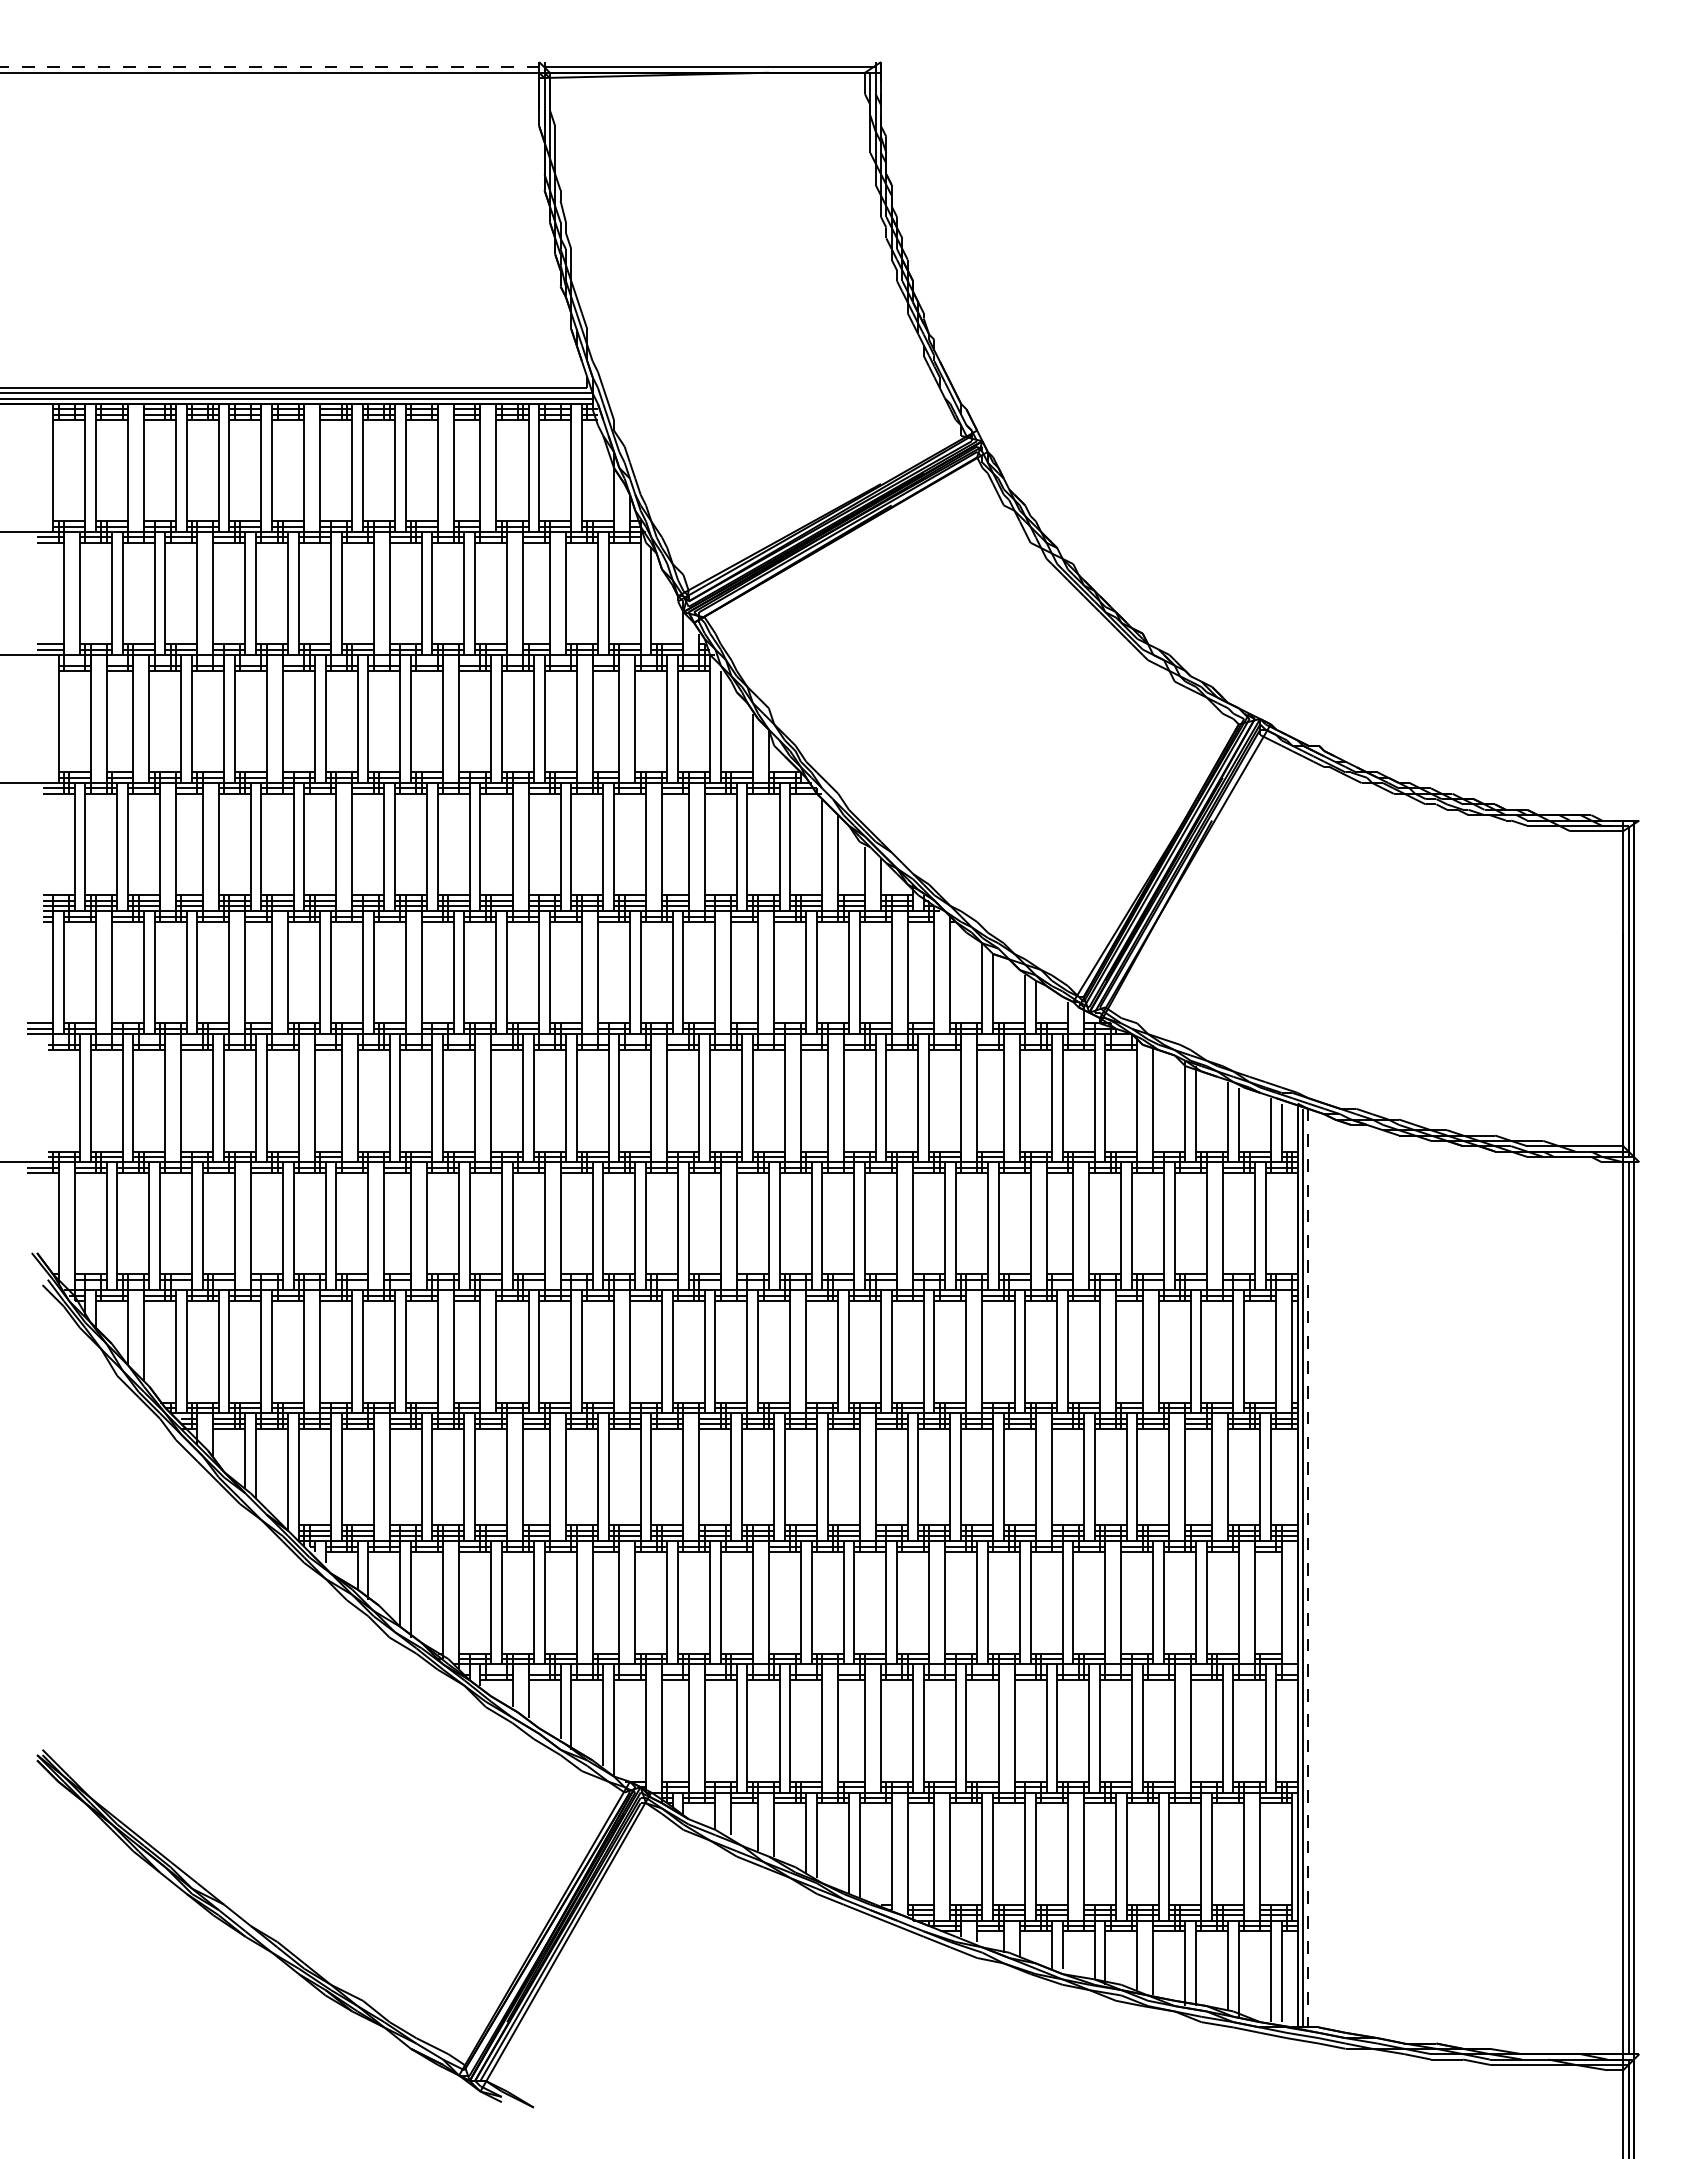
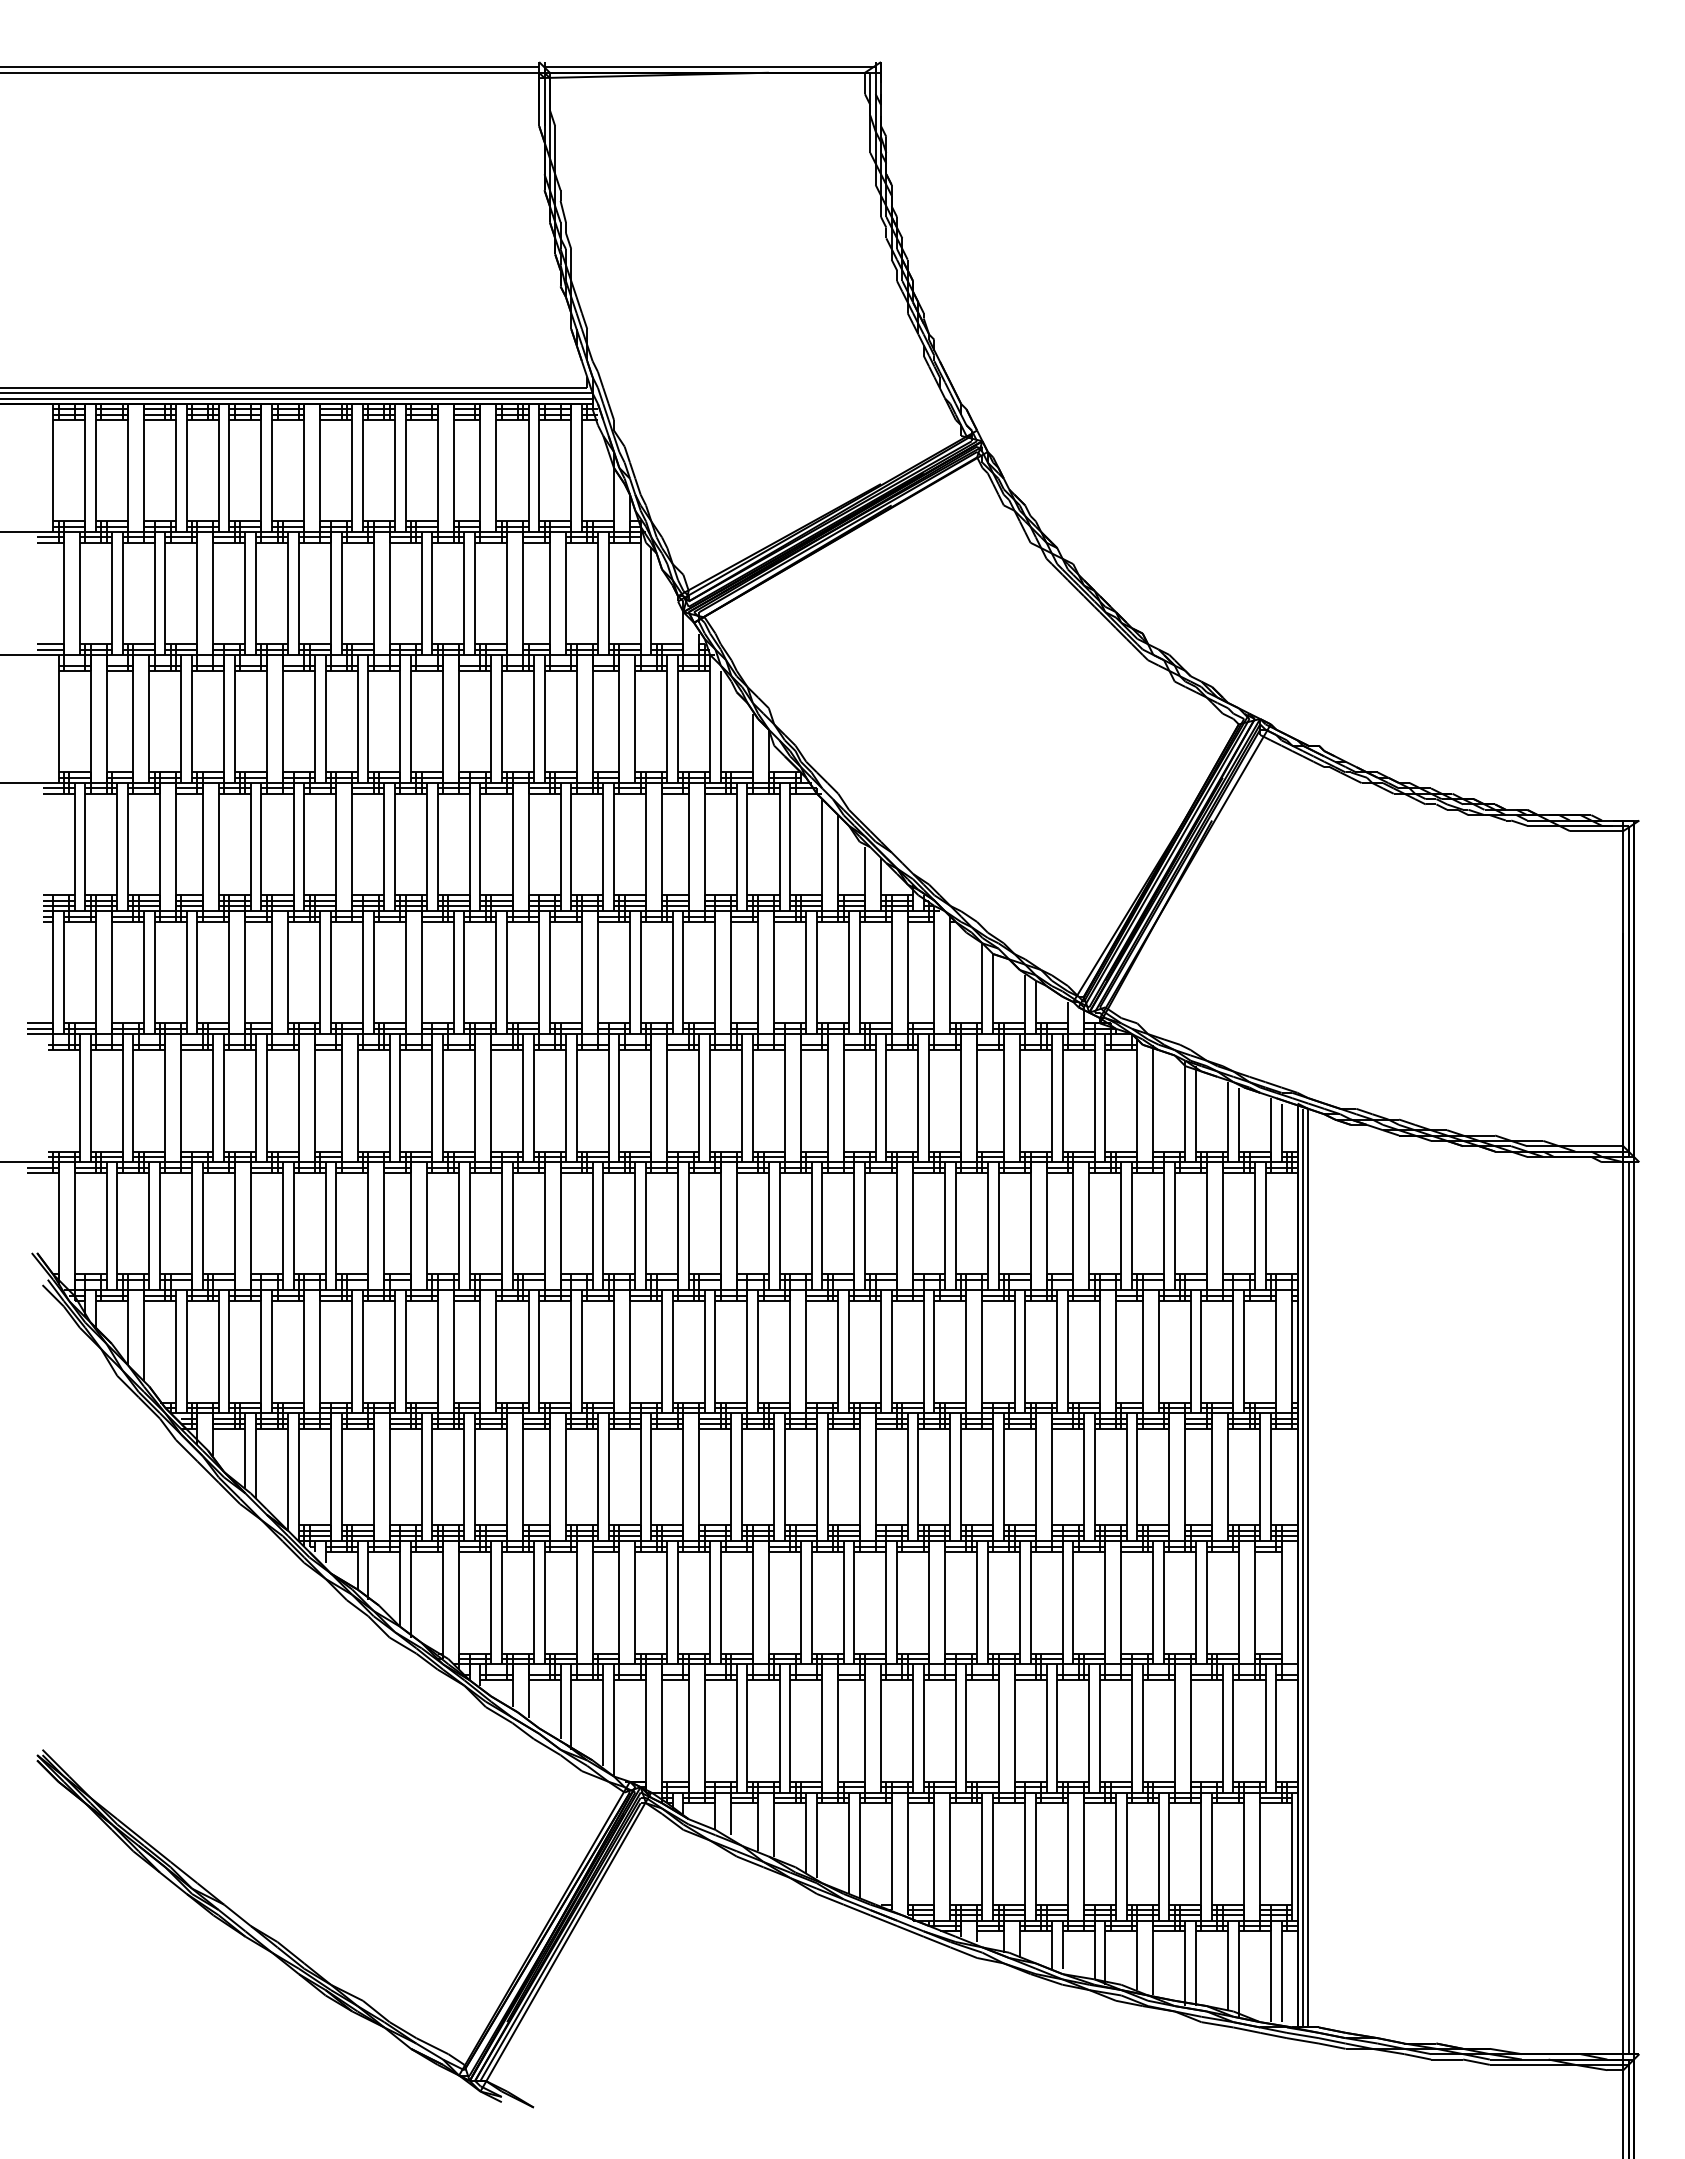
line: dashed -> solid (269, 67)
line: dashed -> solid (1308, 1568)
